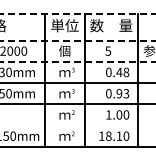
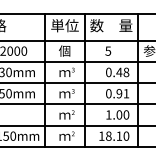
line: dashed -> solid (78, 13)
line: dashed -> solid (78, 40)
line: dashed -> solid (78, 61)
text: 0.93 -> 0.91 (126, 93)
line: none -> present (77, 125)
